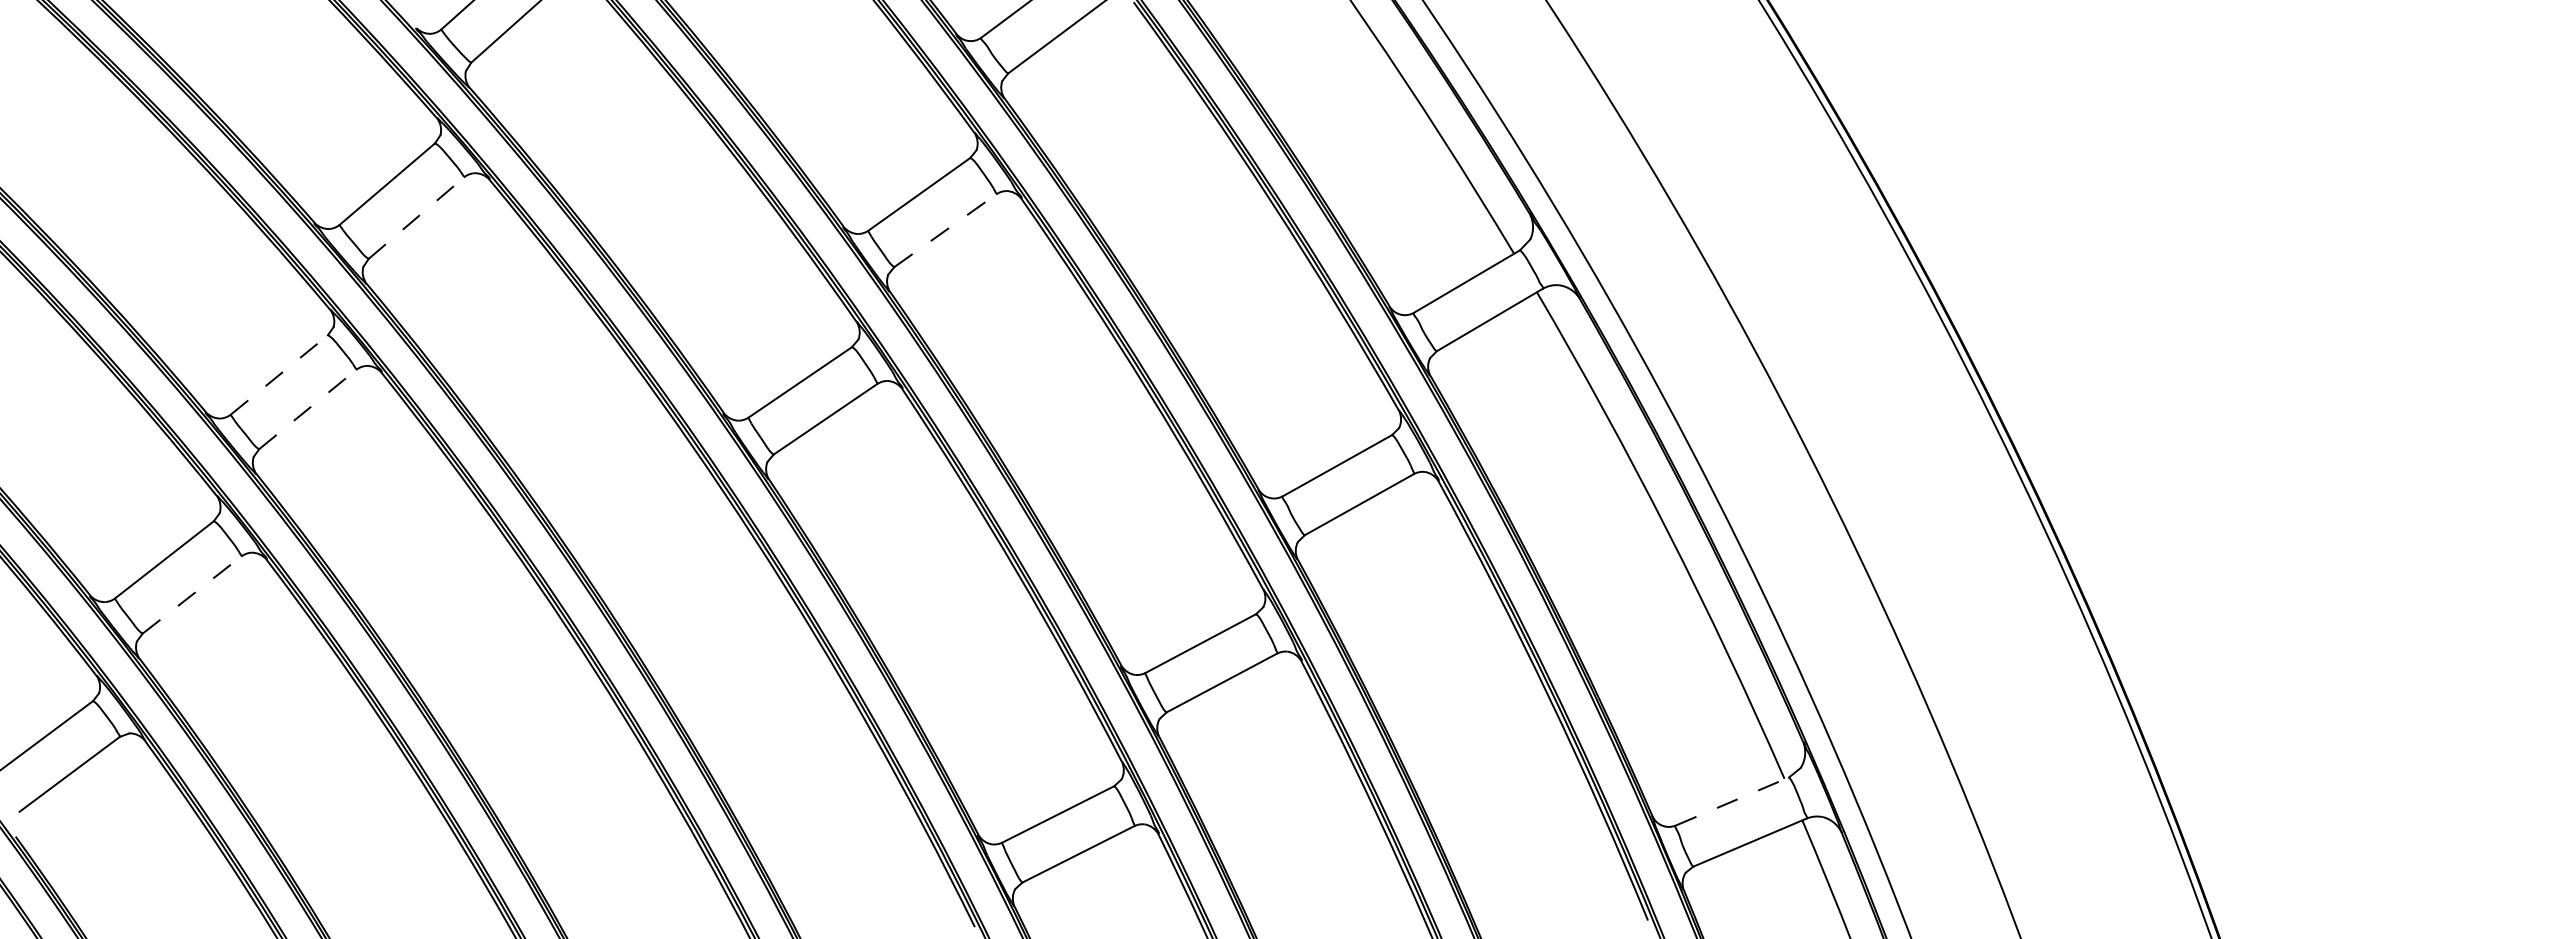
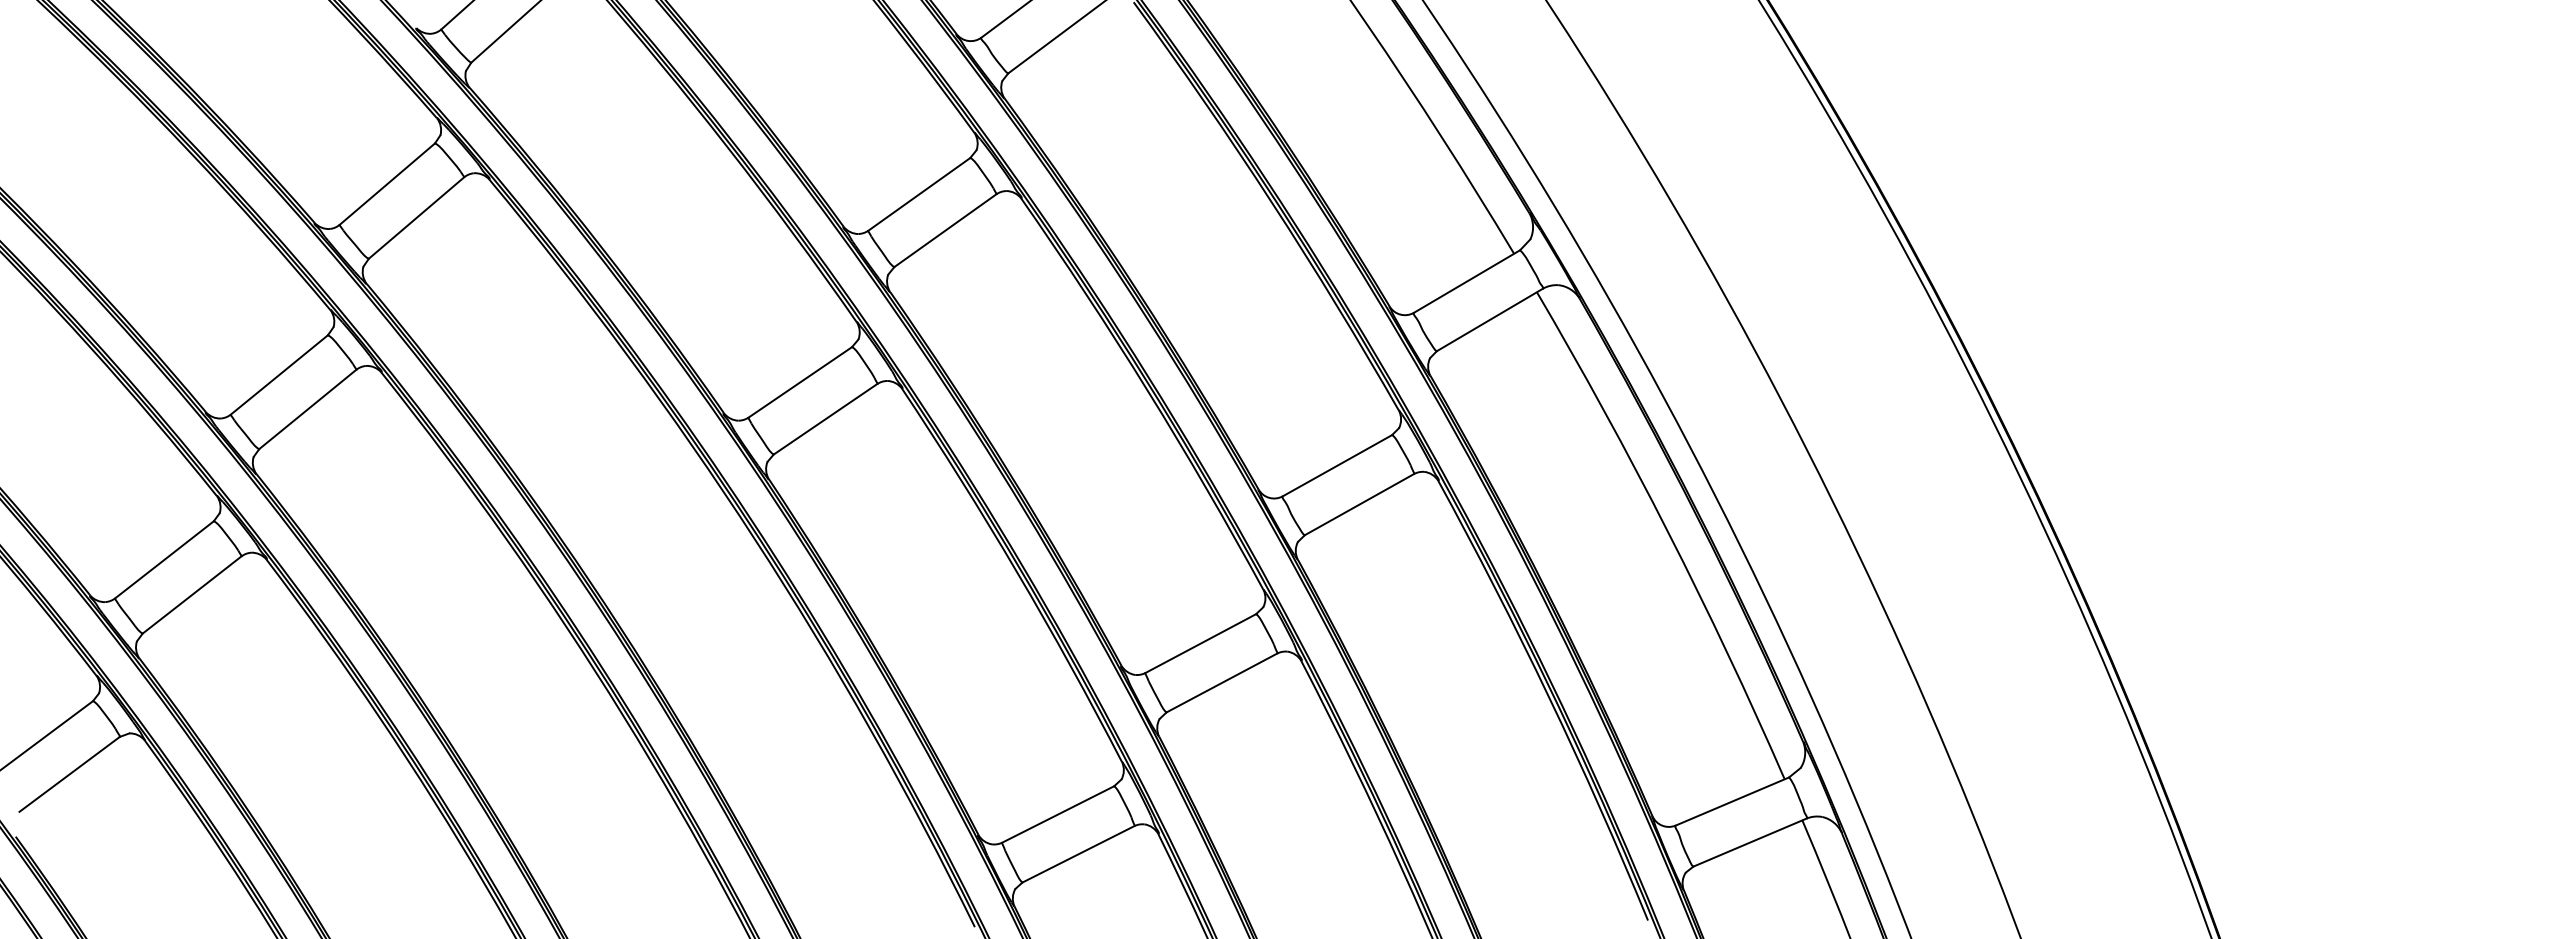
line: dashed -> solid (416, 218)
line: dashed -> solid (945, 230)
line: dashed -> solid (279, 374)
line: dashed -> solid (307, 409)
line: dashed -> solid (192, 595)
line: dashed -> solid (1732, 801)
